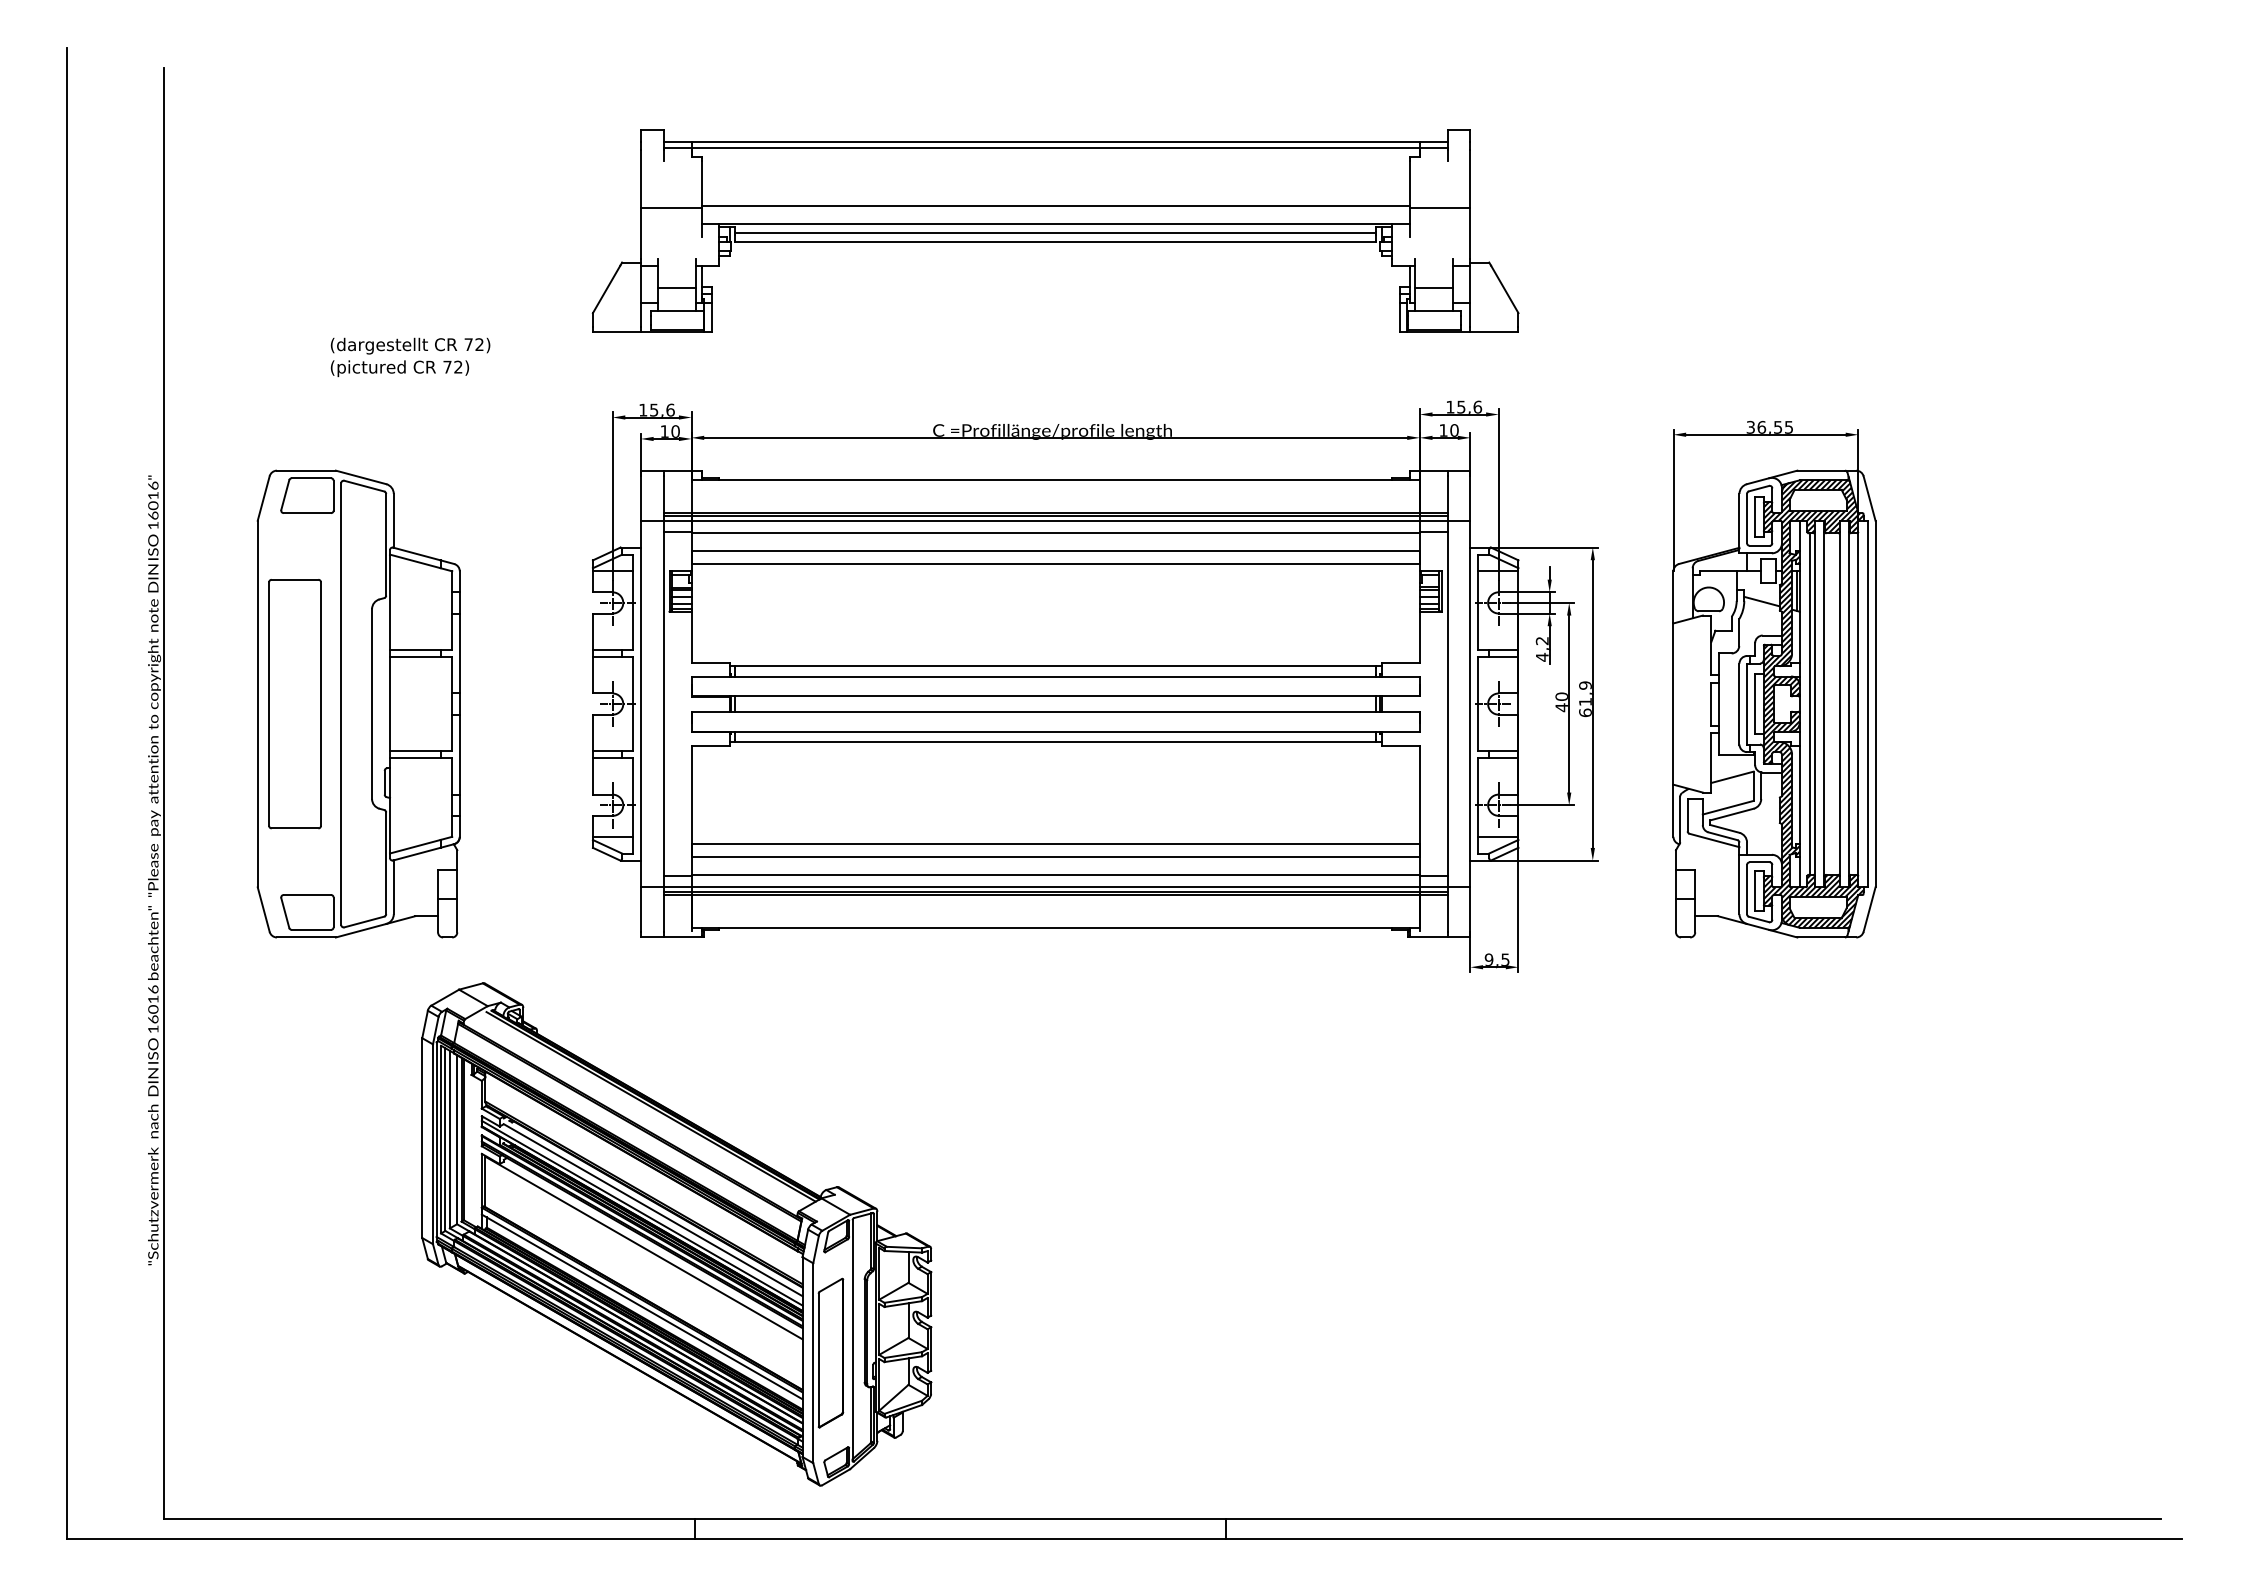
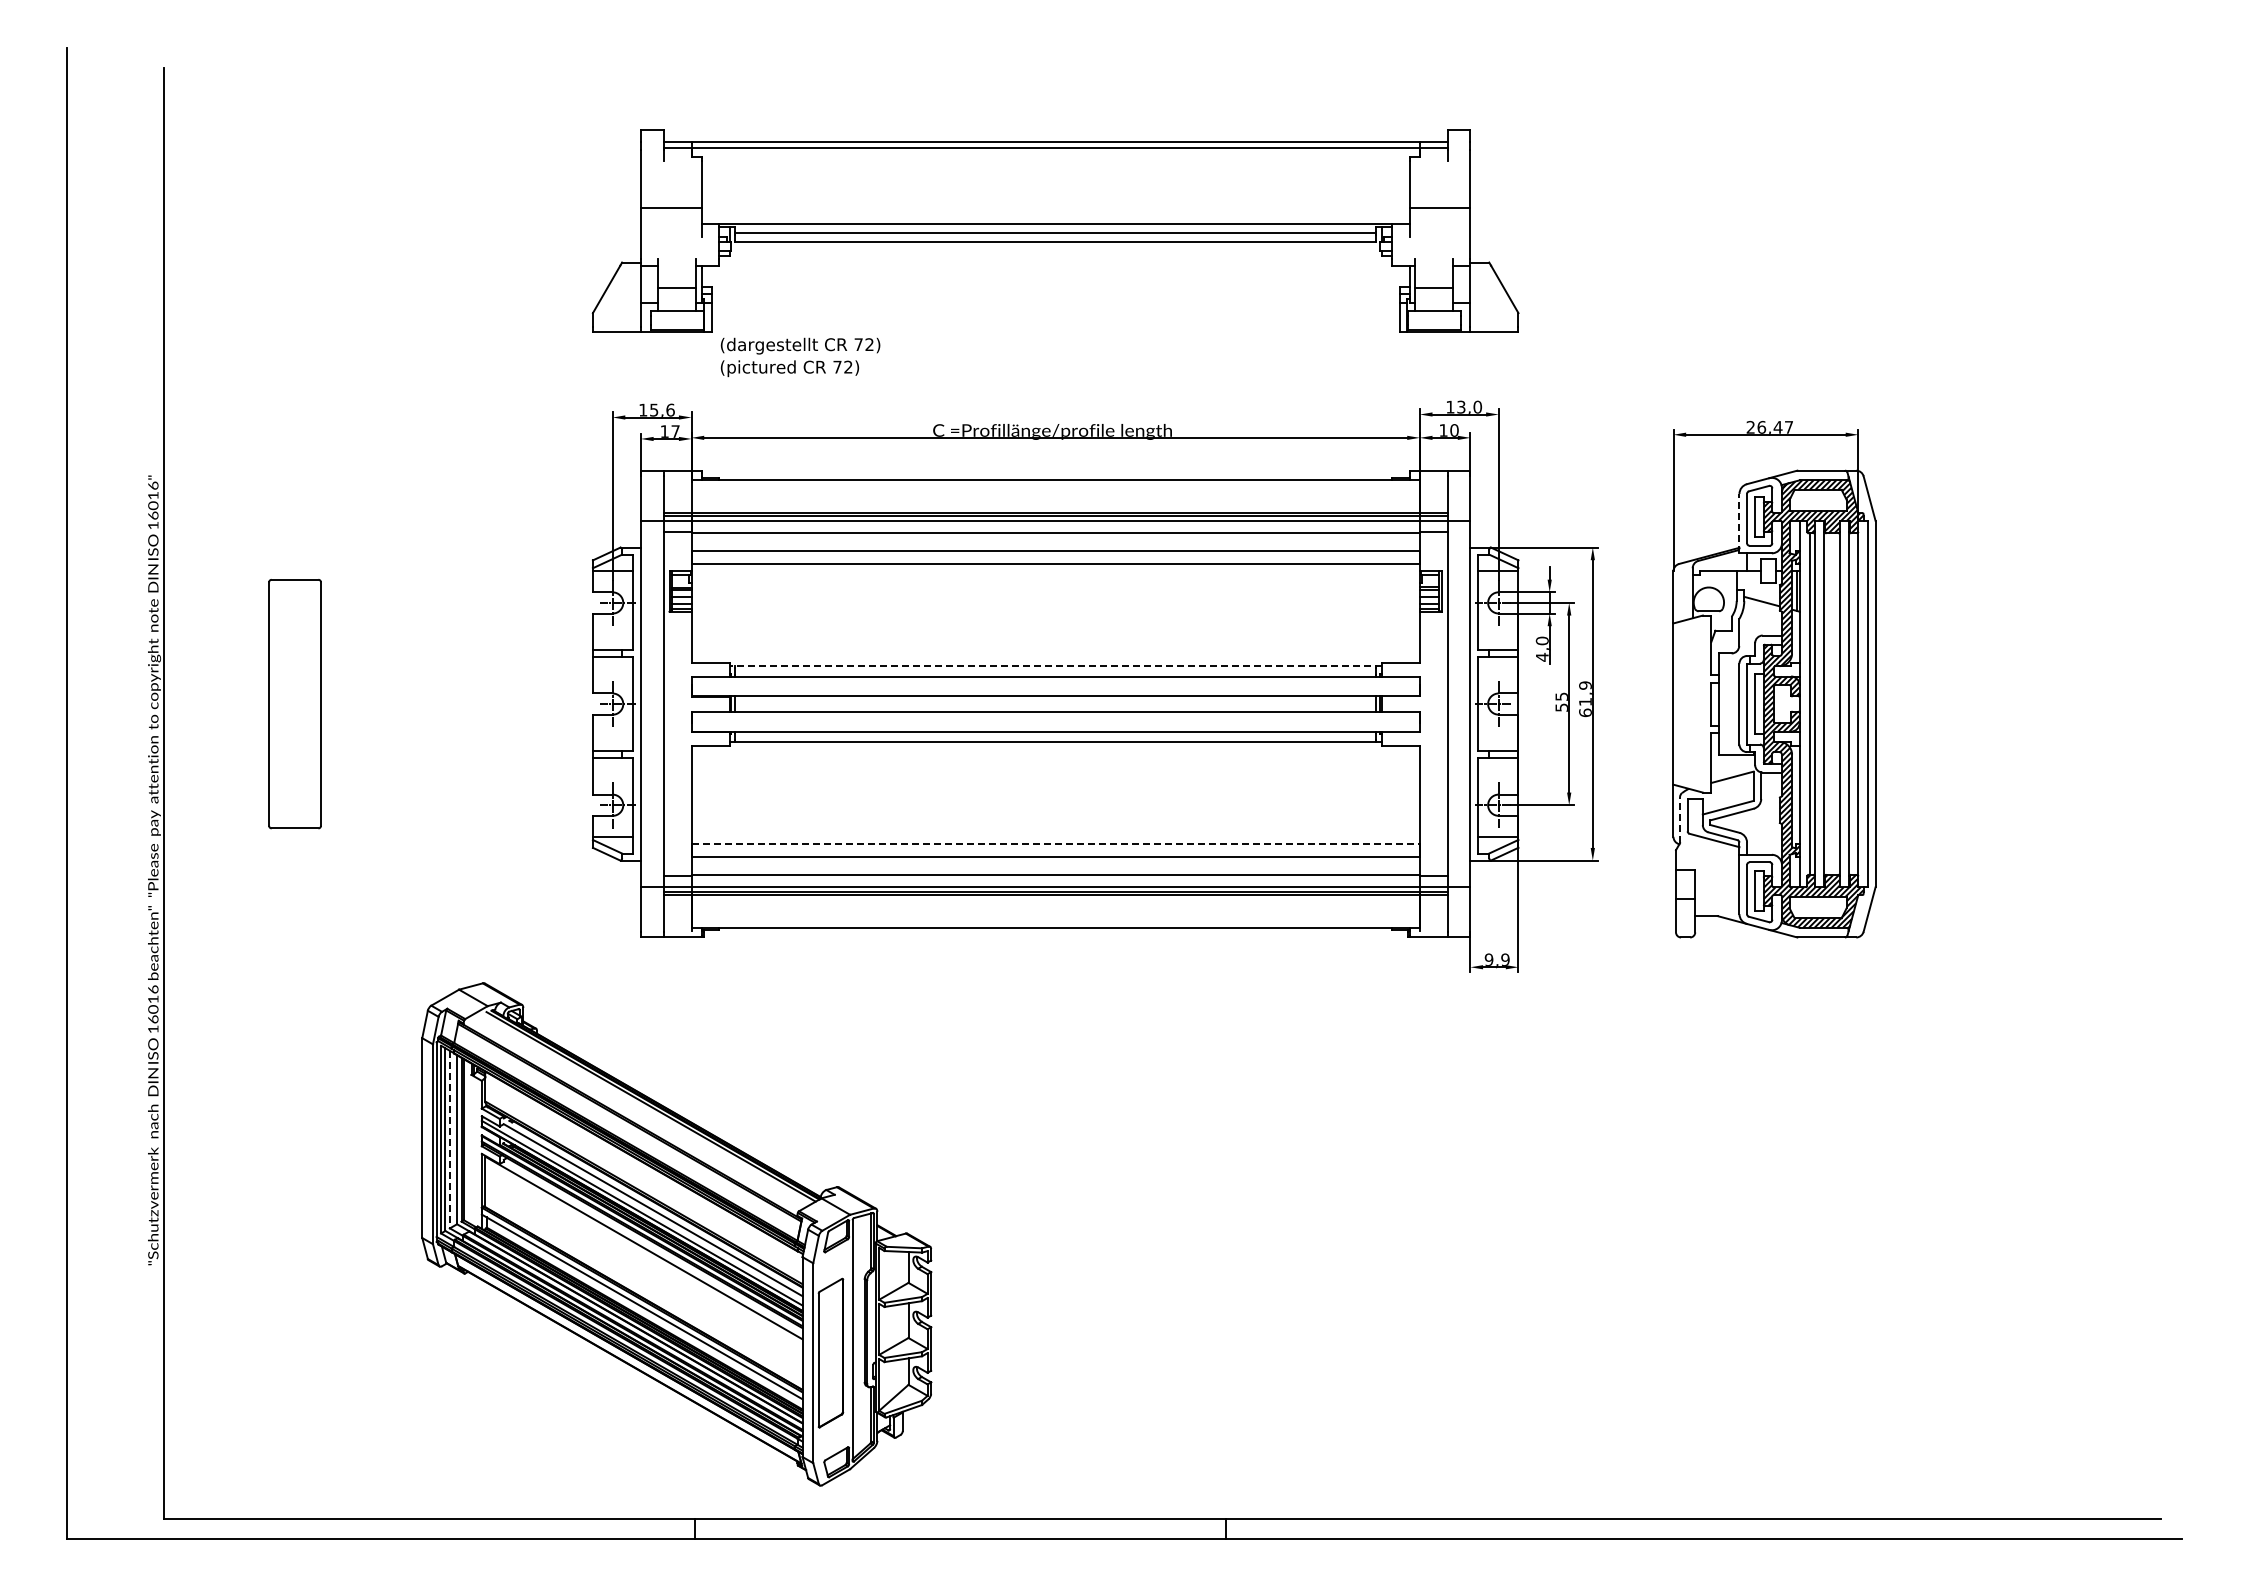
line: present -> none (1055, 205)
text position: (410, 357) -> (800, 357) (800, 357)
text: 15,6 -> 13,0 (1469, 406)
text: 36,55 -> 26,47 (1769, 427)
text: 10 -> 17 (675, 431)
line: solid -> dashed (1739, 523)
text: 4,2 -> 4,0 (1542, 640)
line: solid -> dashed (1055, 666)
text: 40 -> 55 (1561, 702)
part: present -> none (358, 703)
line: solid -> dashed (1680, 819)
line: solid -> dashed (1056, 844)
text: 9,5 -> 9,9 (1505, 959)
line: solid -> dashed (449, 1139)
